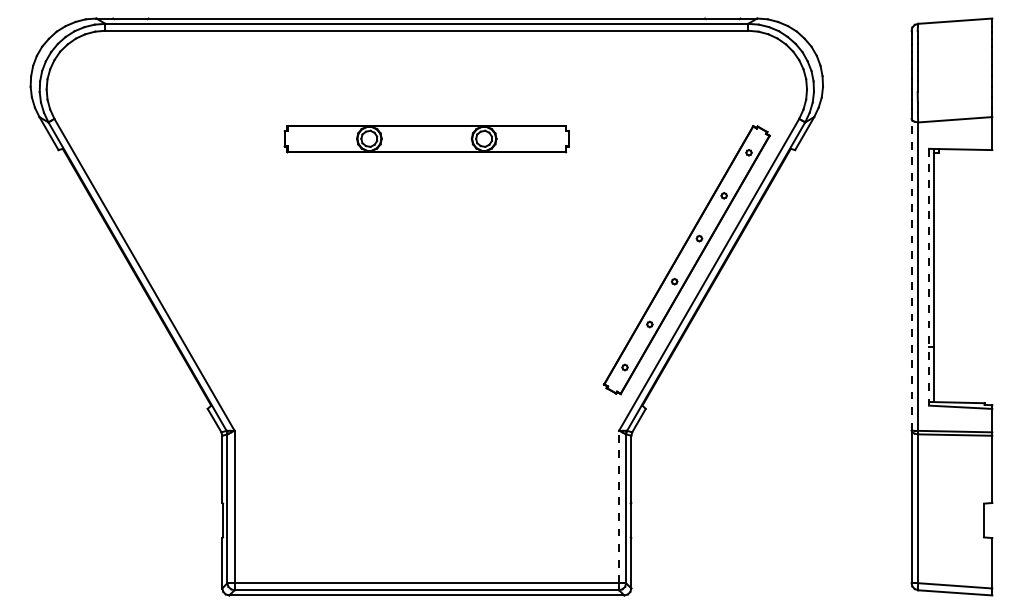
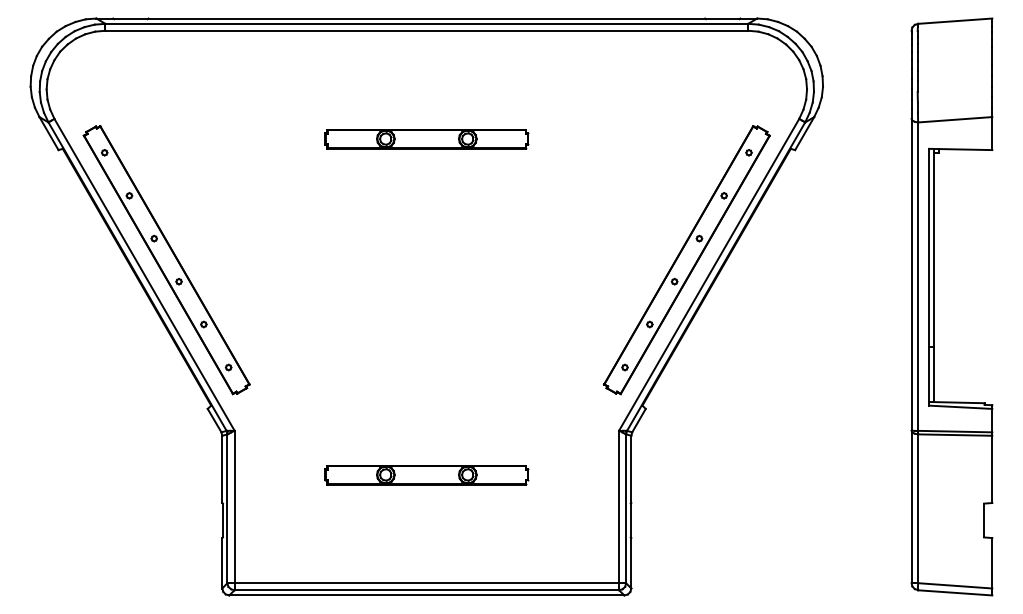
part size: 287x29 px -> 206x21 px (426, 139)
part: none -> present (166, 260)
line: dashed -> solid (911, 274)
line: dashed -> solid (929, 277)
part: none -> present (426, 475)
line: dashed -> solid (619, 506)
